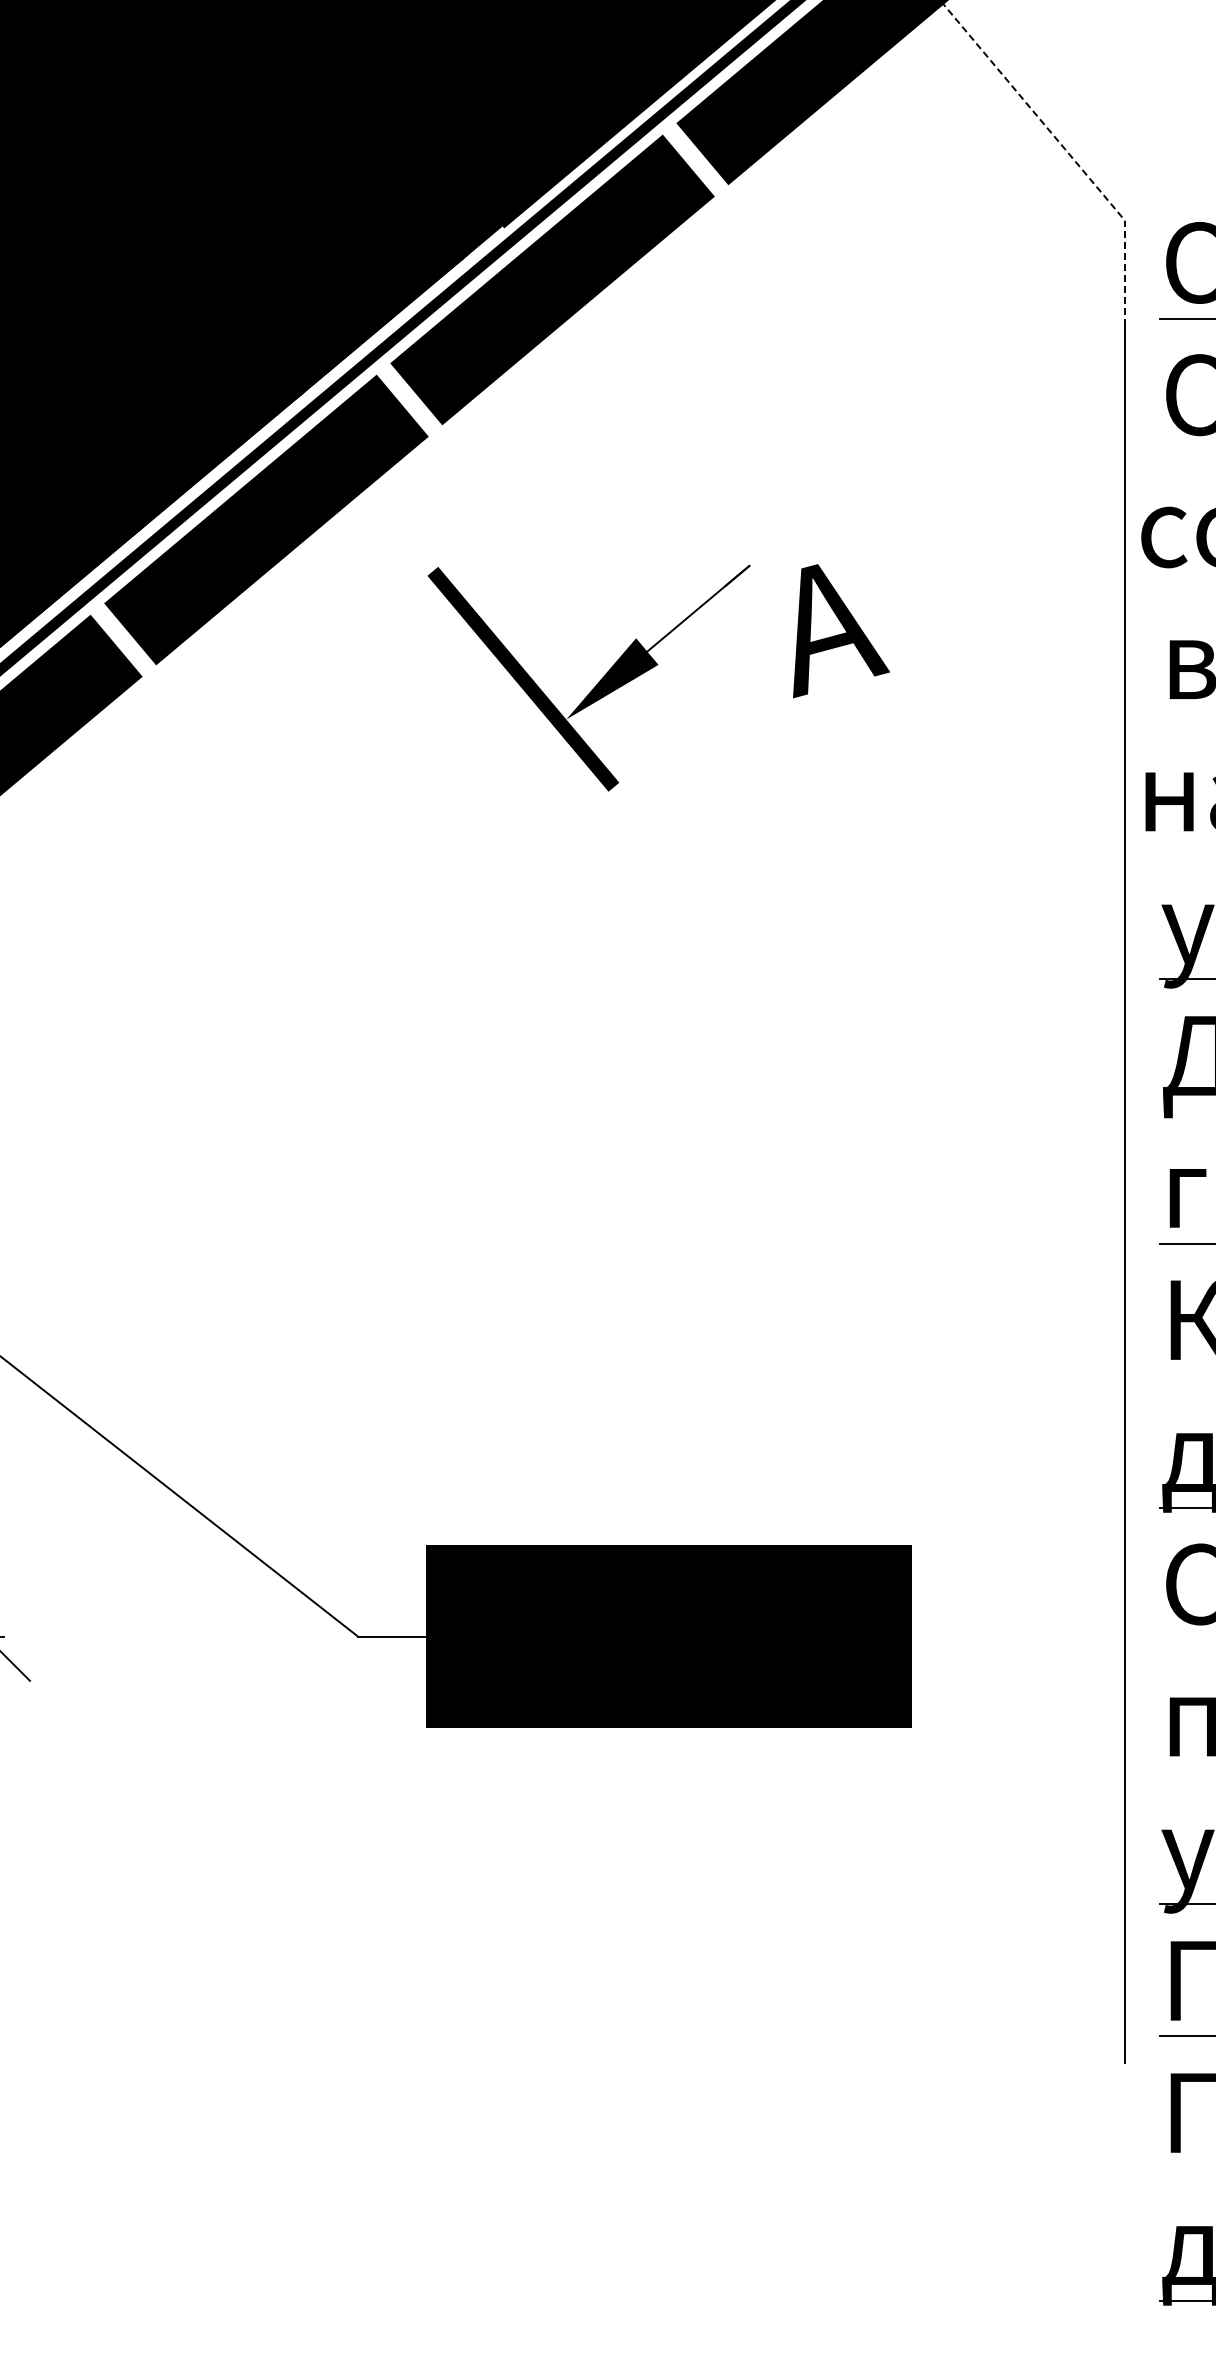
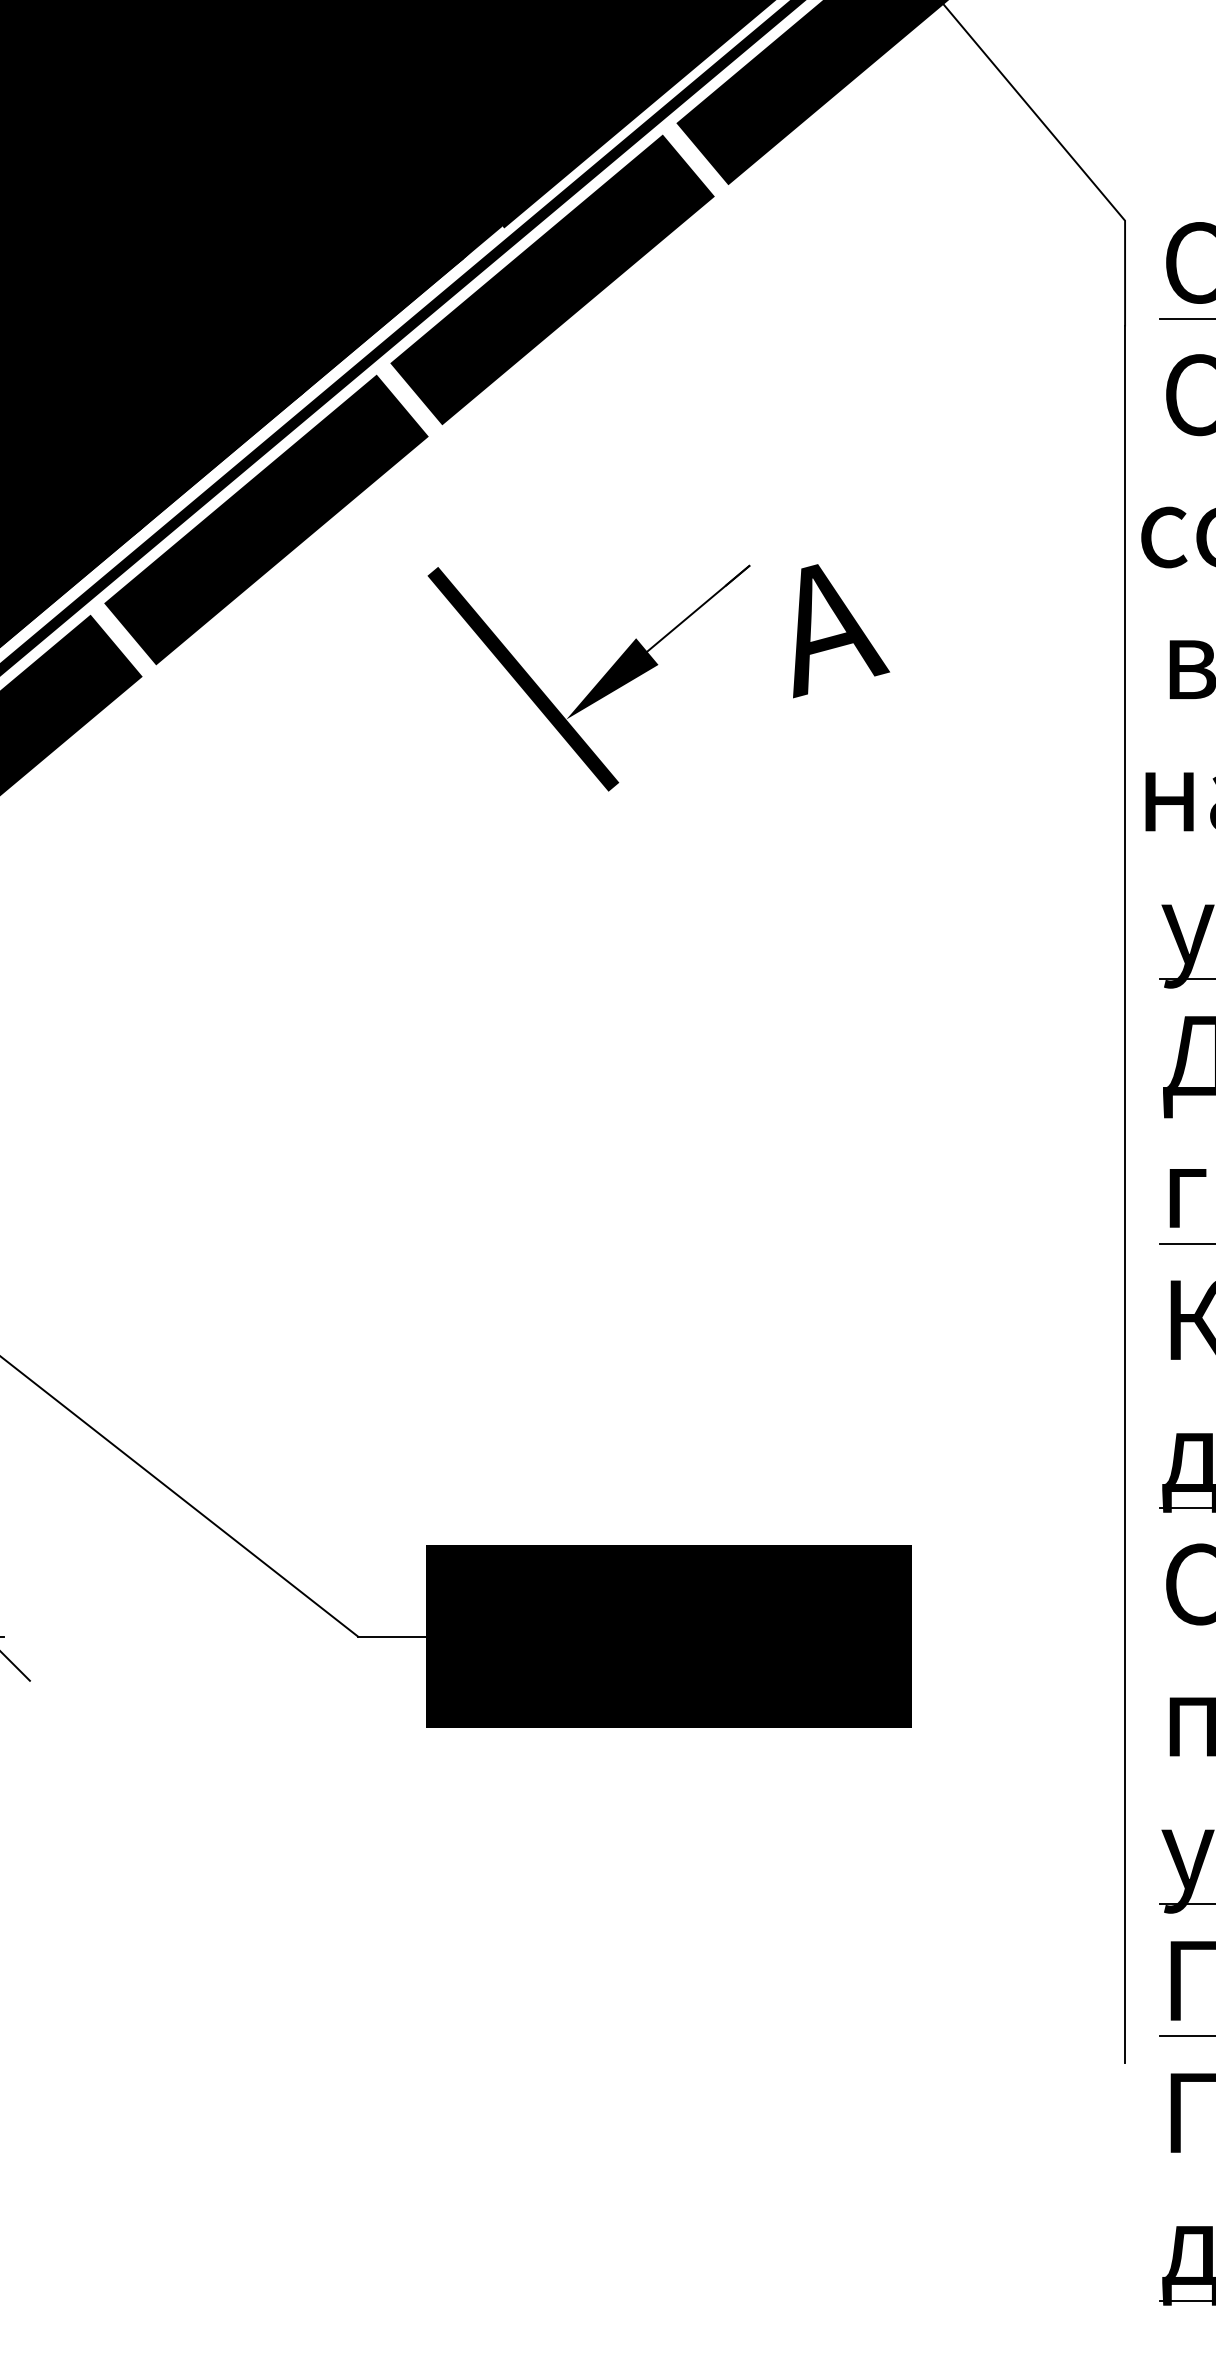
line: dashed -> solid (1066, 151)
